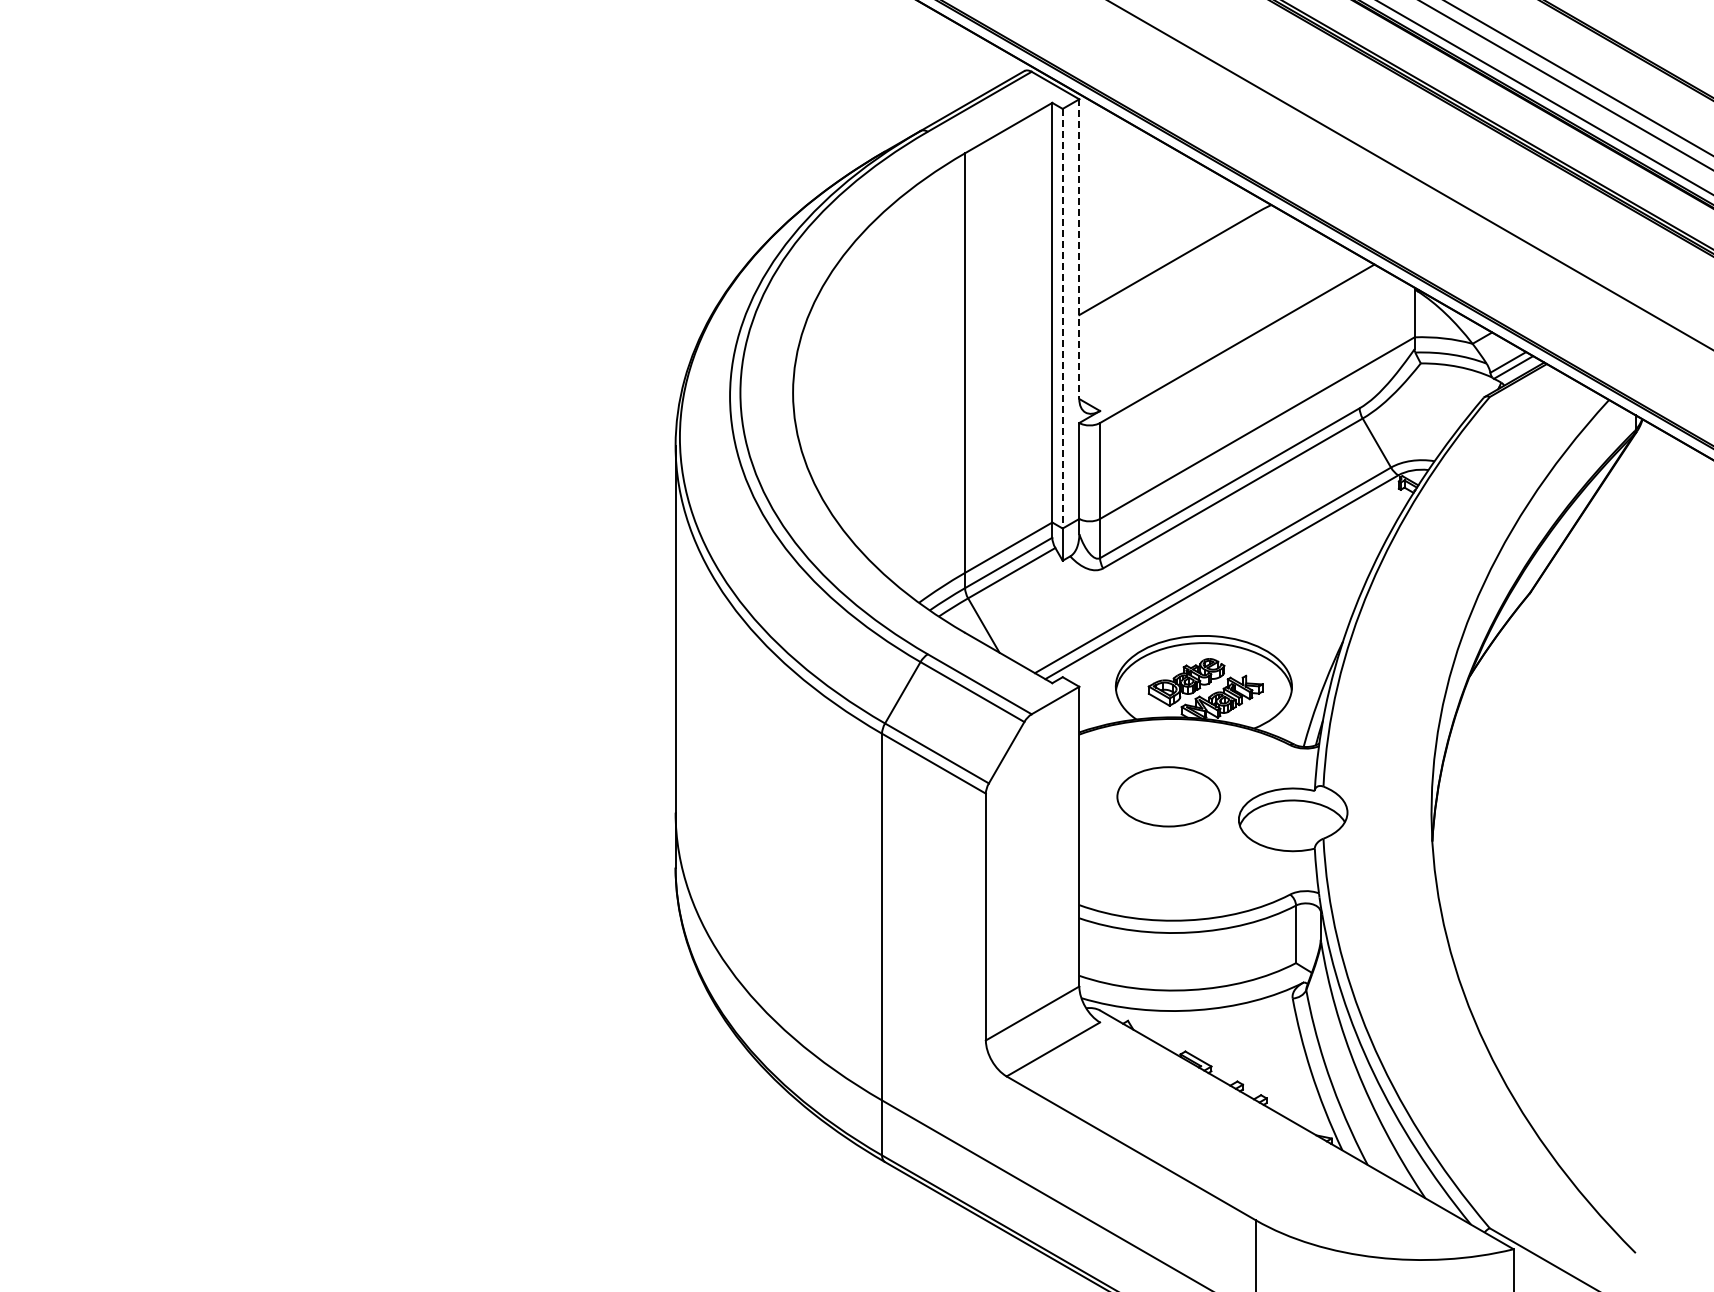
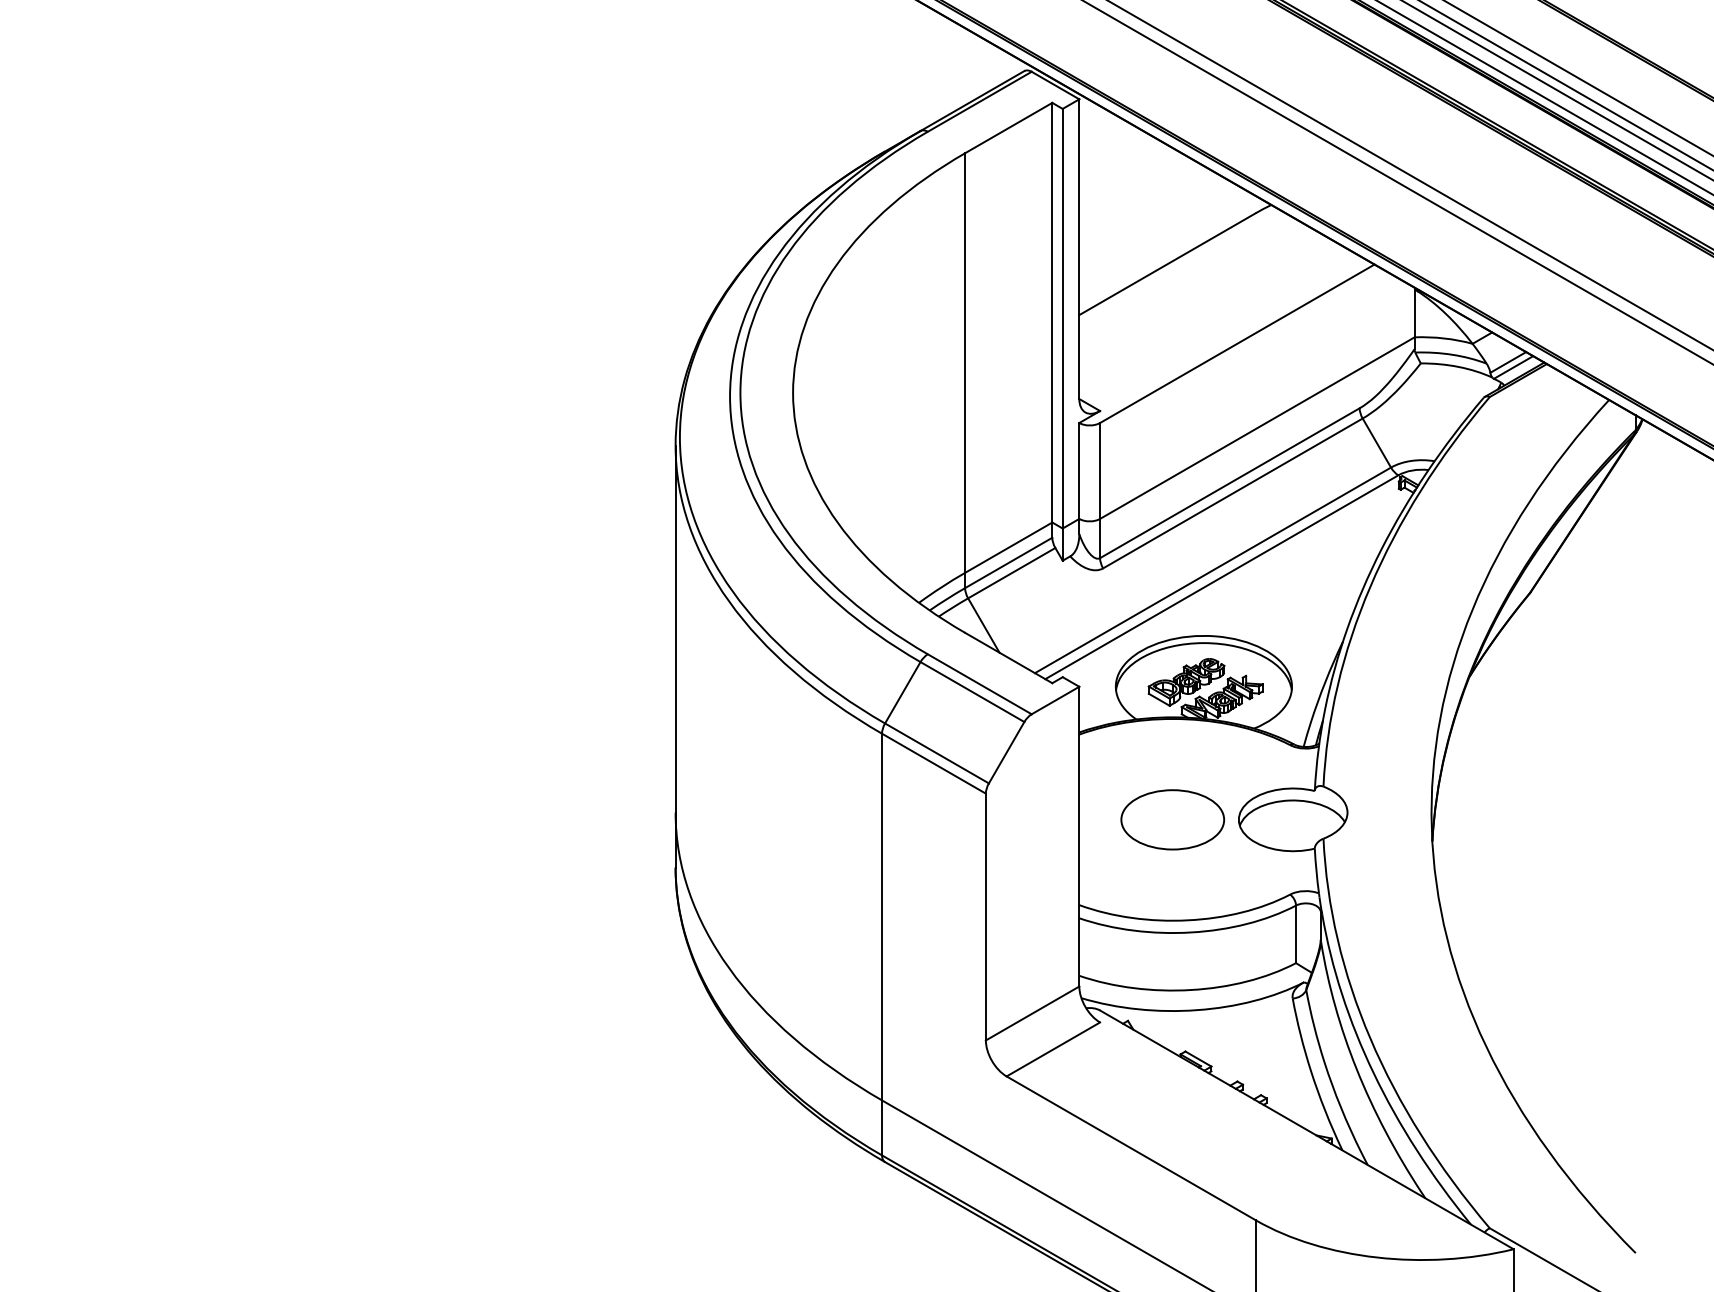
line: none -> present (1557, 90)
line: none -> present (1397, 182)
line: dashed -> solid (1079, 249)
line: dashed -> solid (1062, 318)
part position: (1168, 796) -> (1172, 819) (1172, 819)
